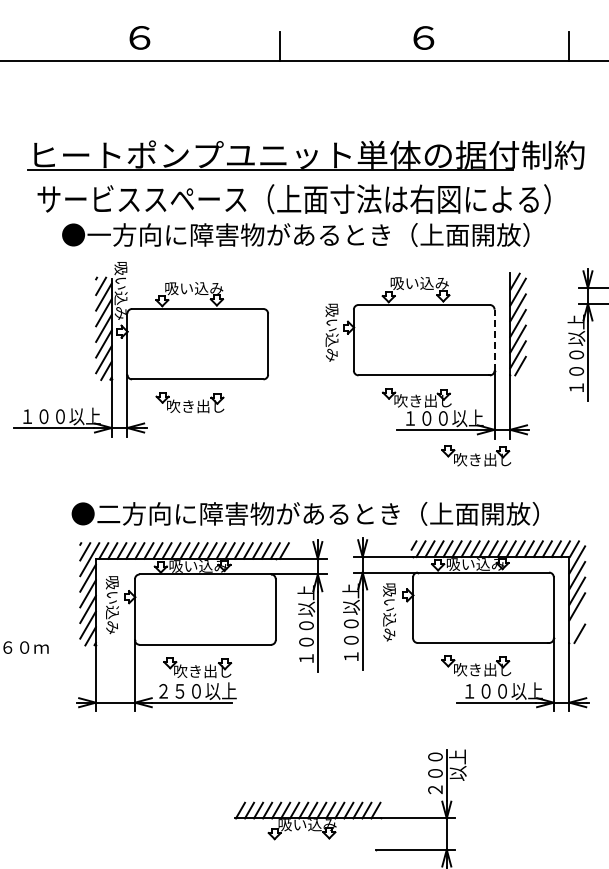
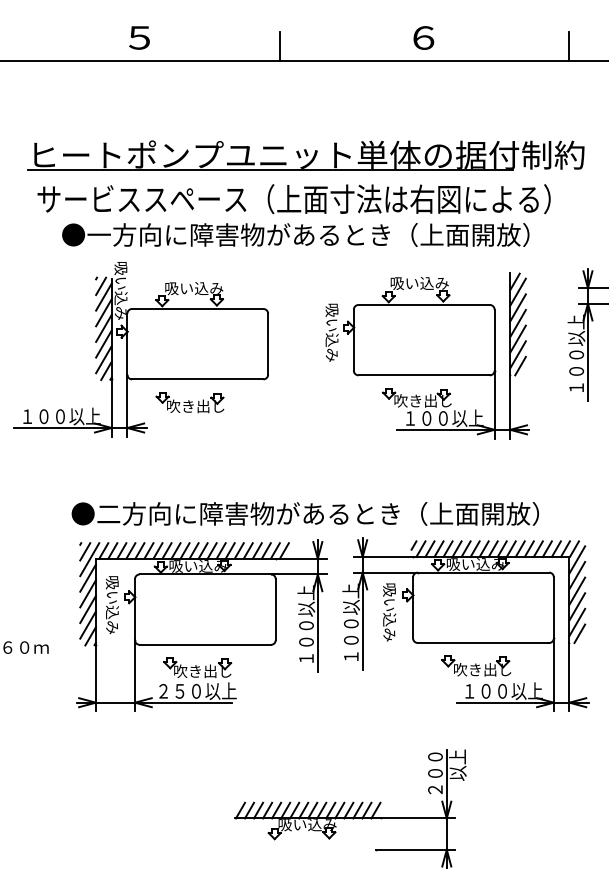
text: ６ -> ５ (139, 37)
line: dashed -> solid (494, 339)
part: present -> none (476, 455)
line: none -> present (577, 622)
